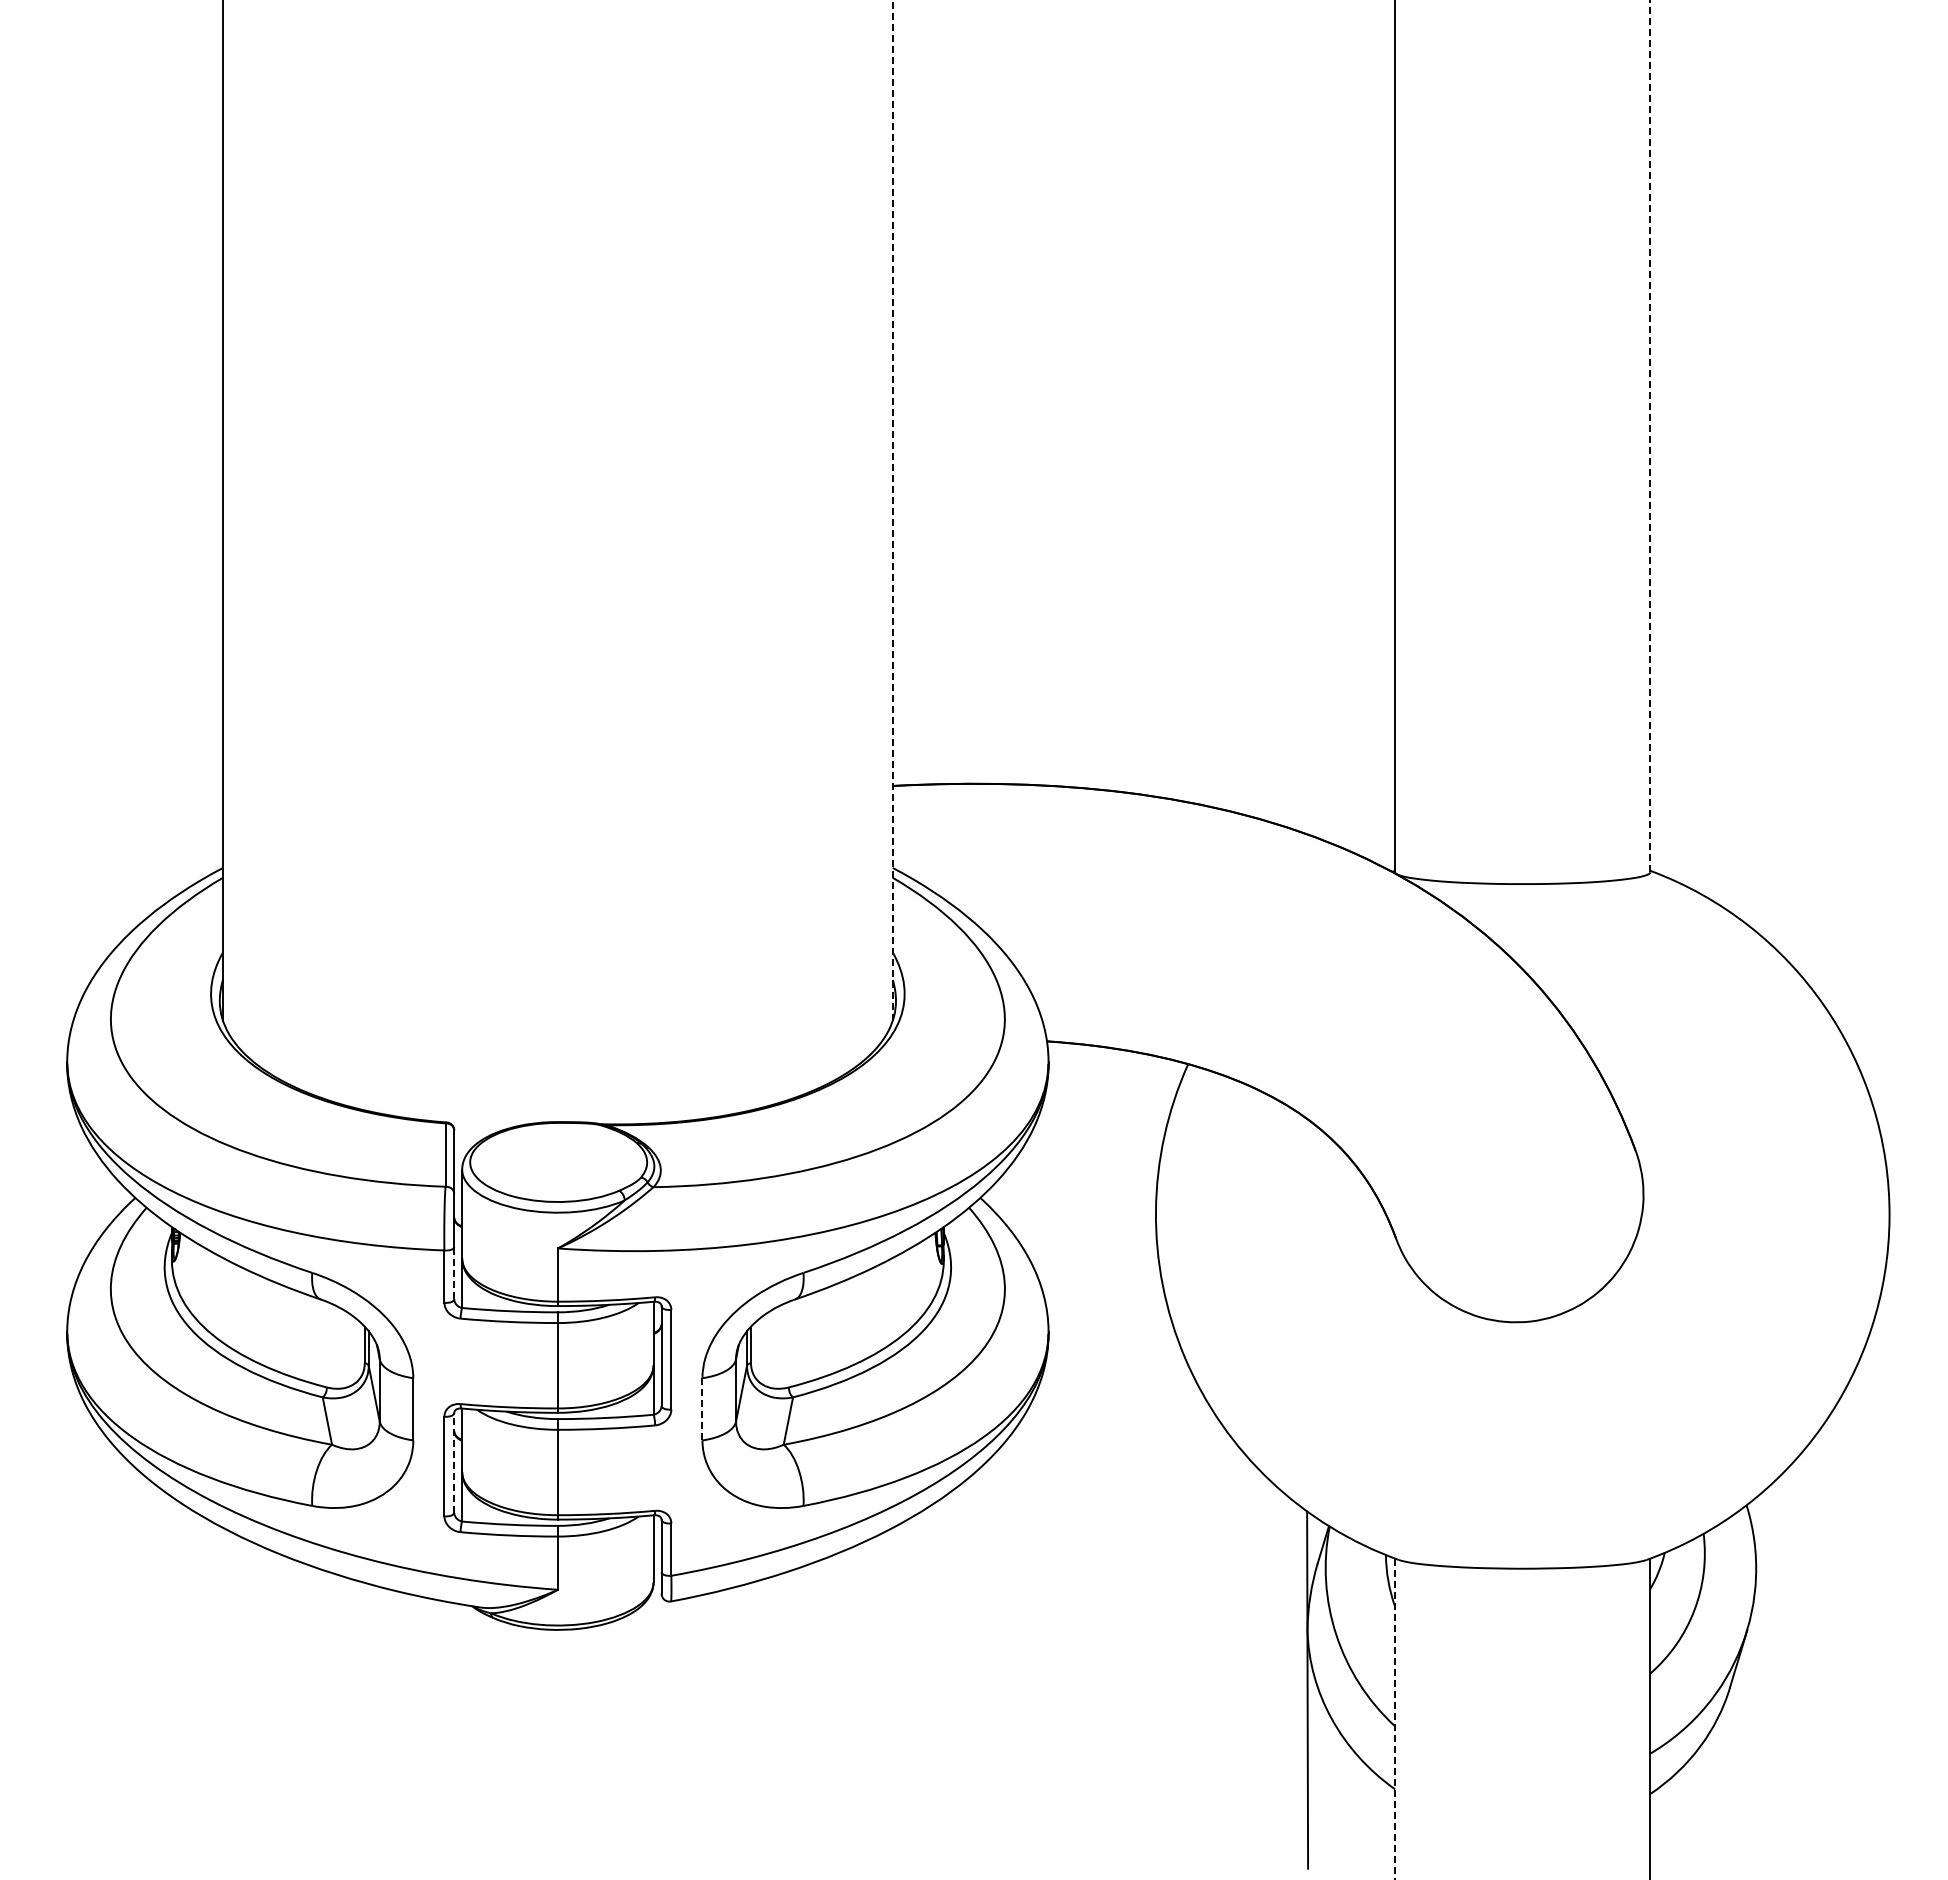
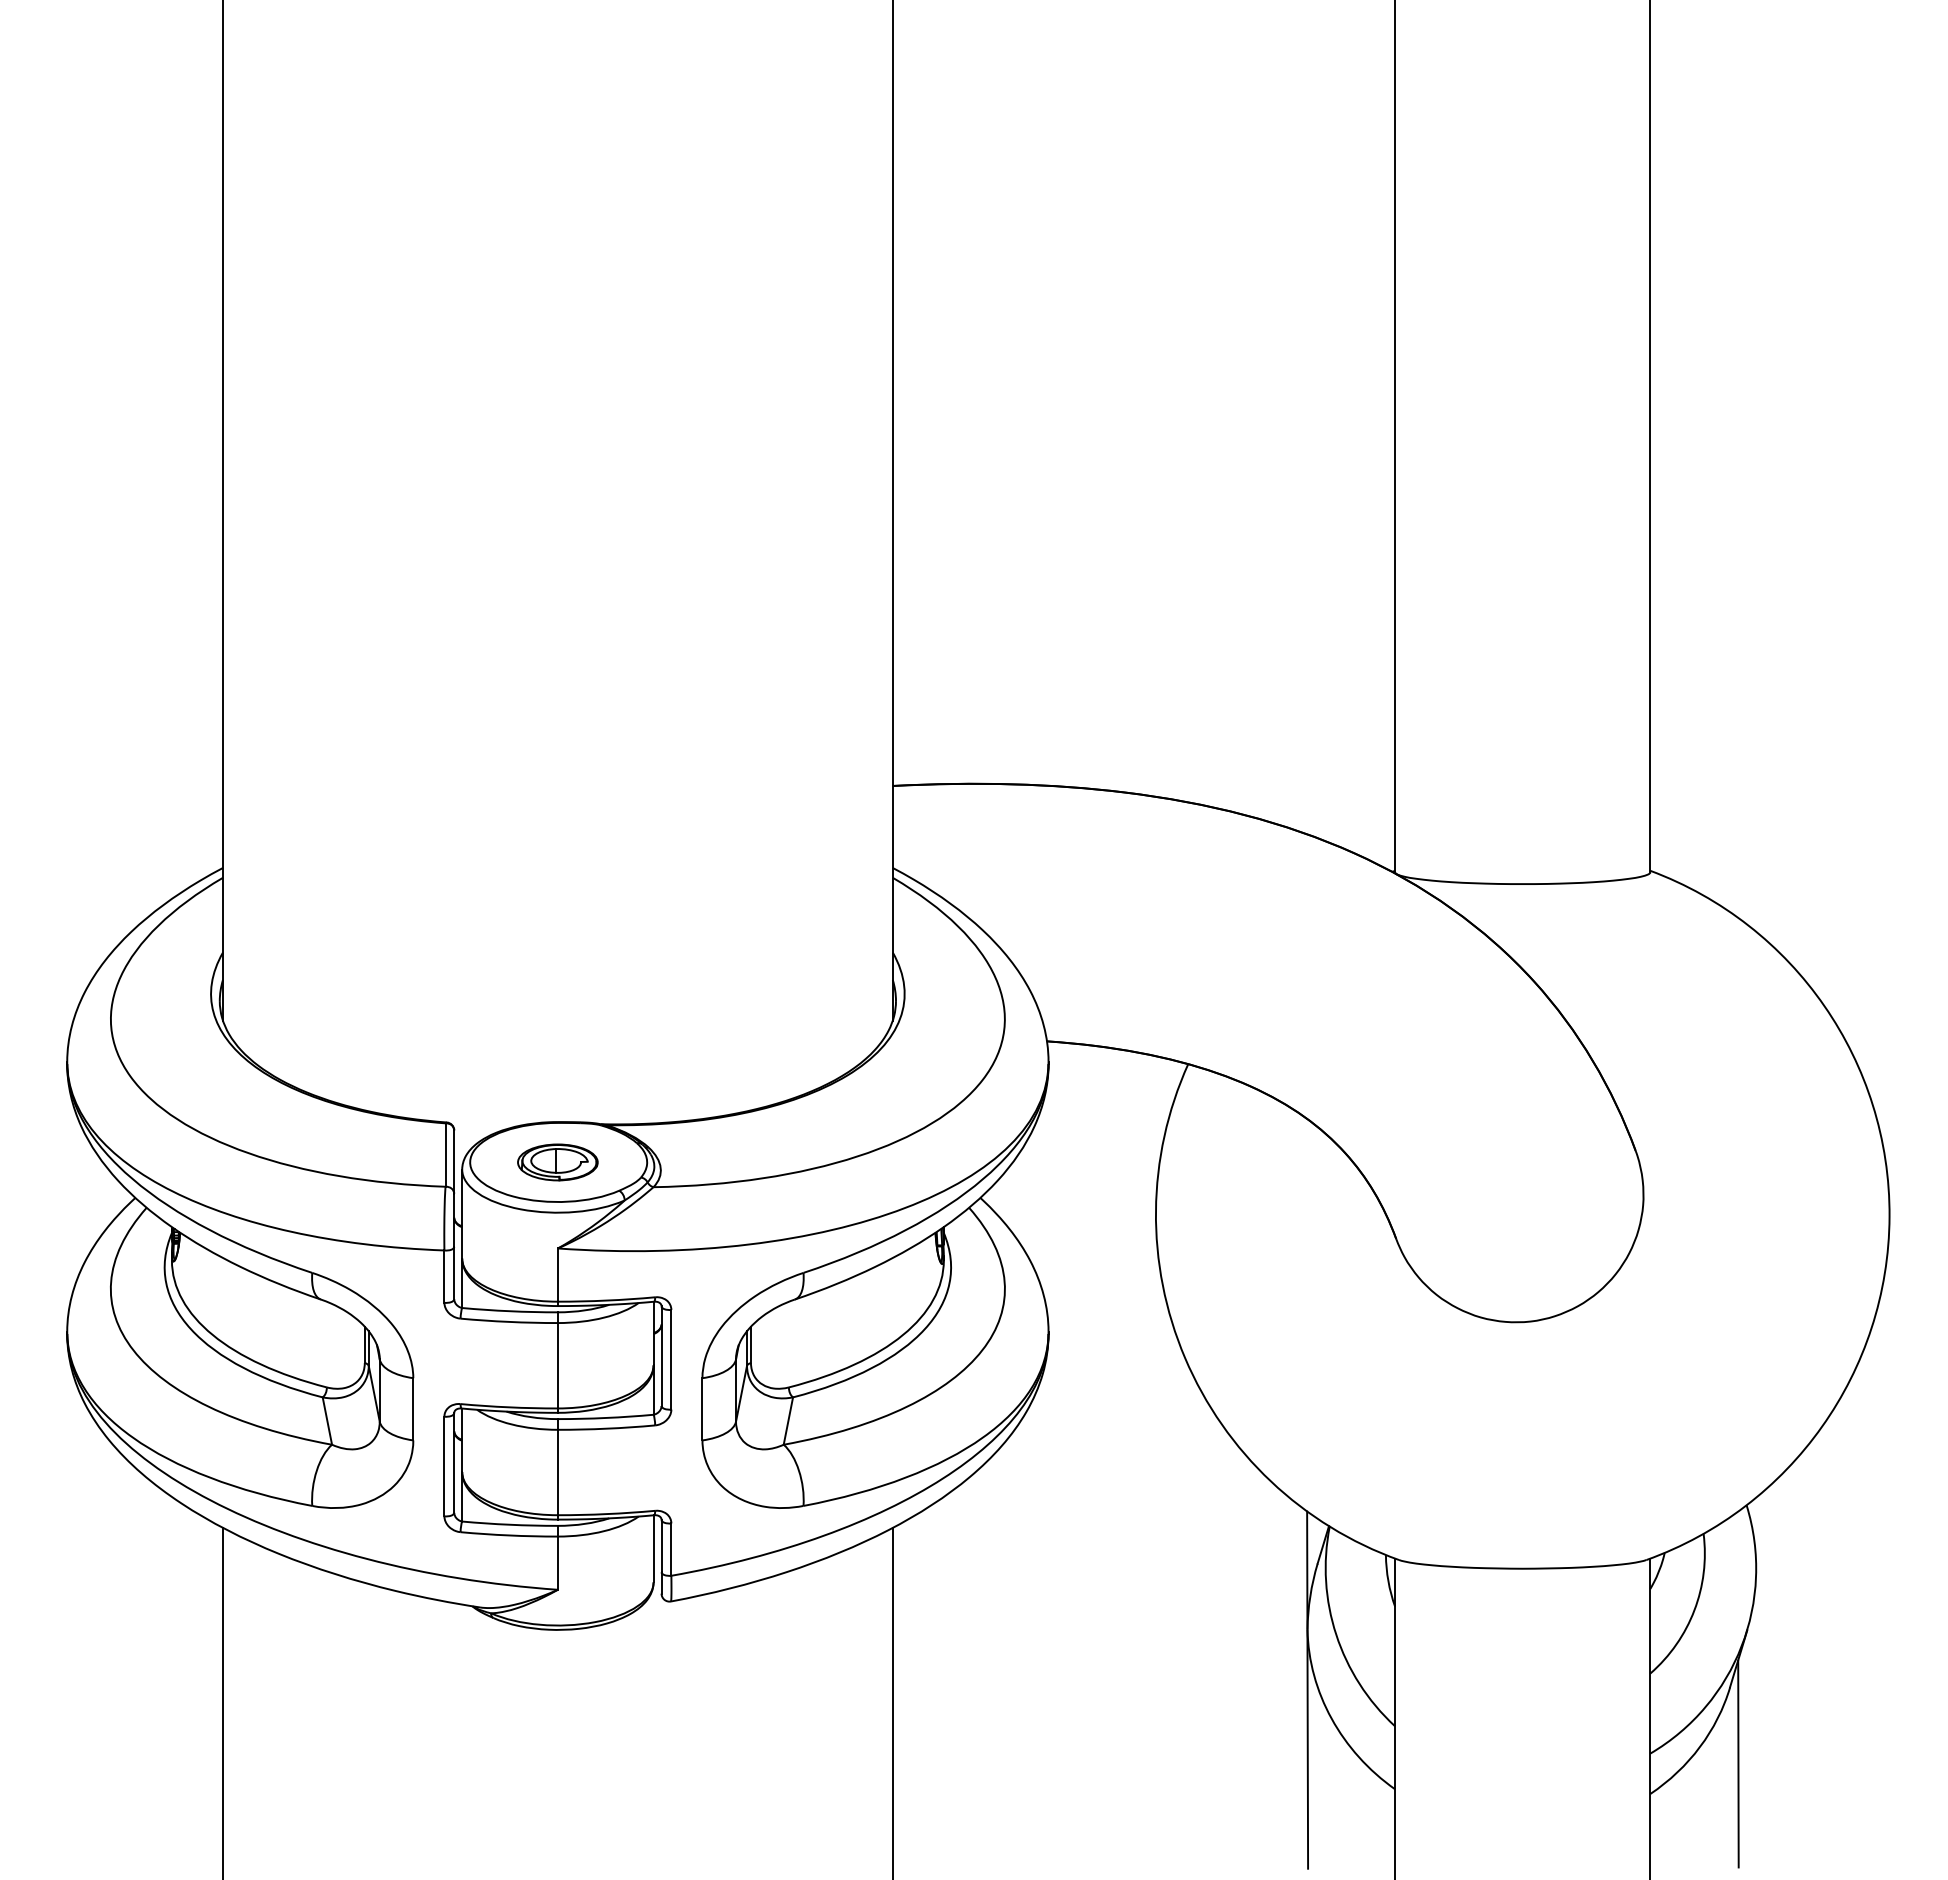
line: dashed -> solid (1650, 436)
line: dashed -> solid (892, 510)
part: none -> present (557, 1162)
line: dashed -> solid (454, 1272)
line: dashed -> solid (702, 1409)
line: dashed -> solid (454, 1463)
line: none -> present (222, 1701)
line: none -> present (892, 1701)
line: dashed -> solid (1395, 1719)
line: none -> present (1738, 1763)
